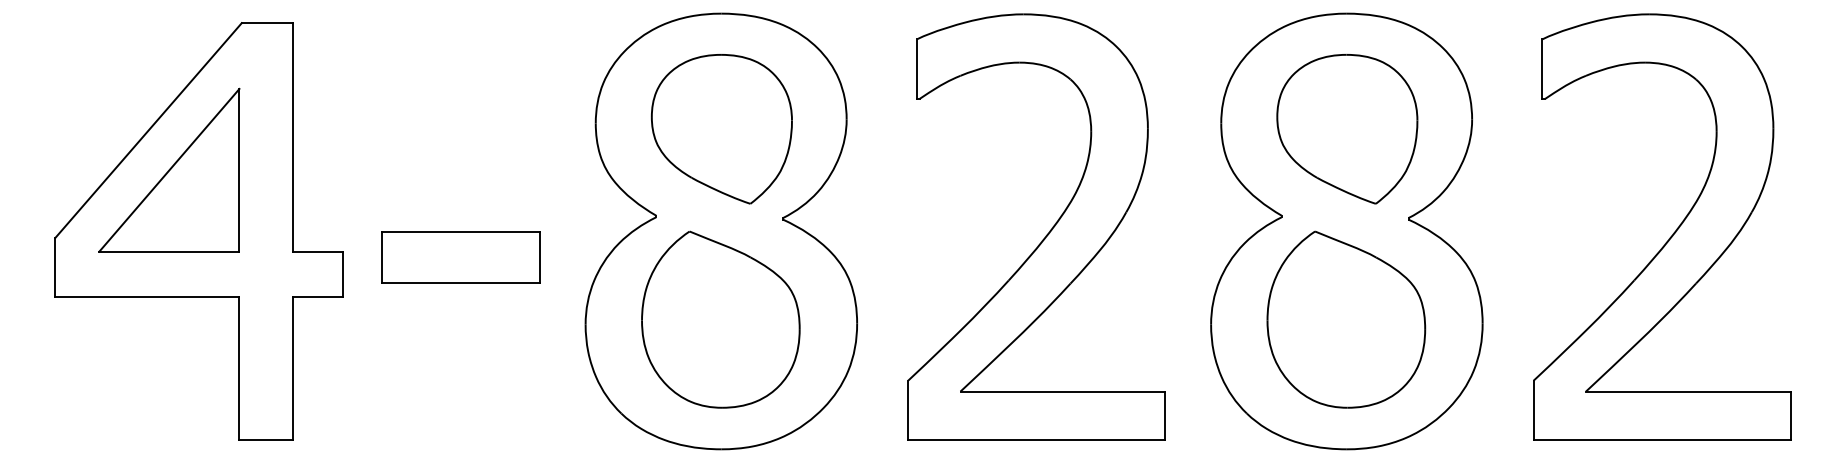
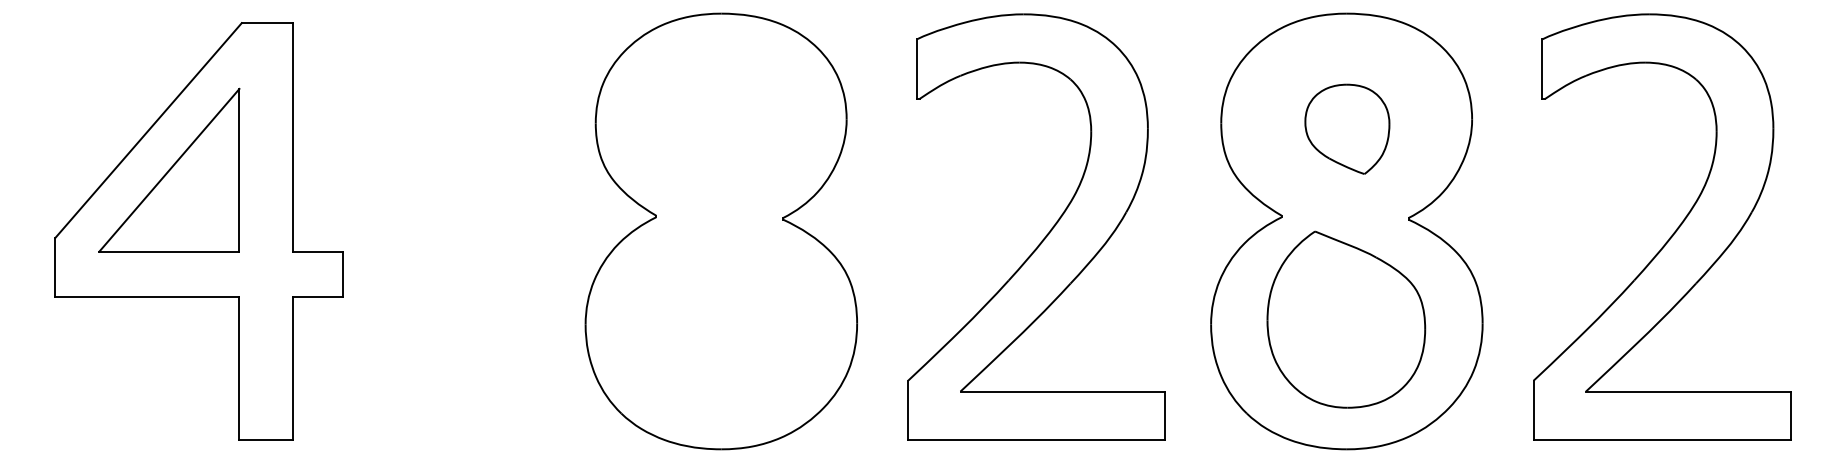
part: present -> none (721, 129)
part size: 143x151 px -> 87x92 px (1347, 128)
part: present -> none (460, 257)
part: present -> none (720, 319)
